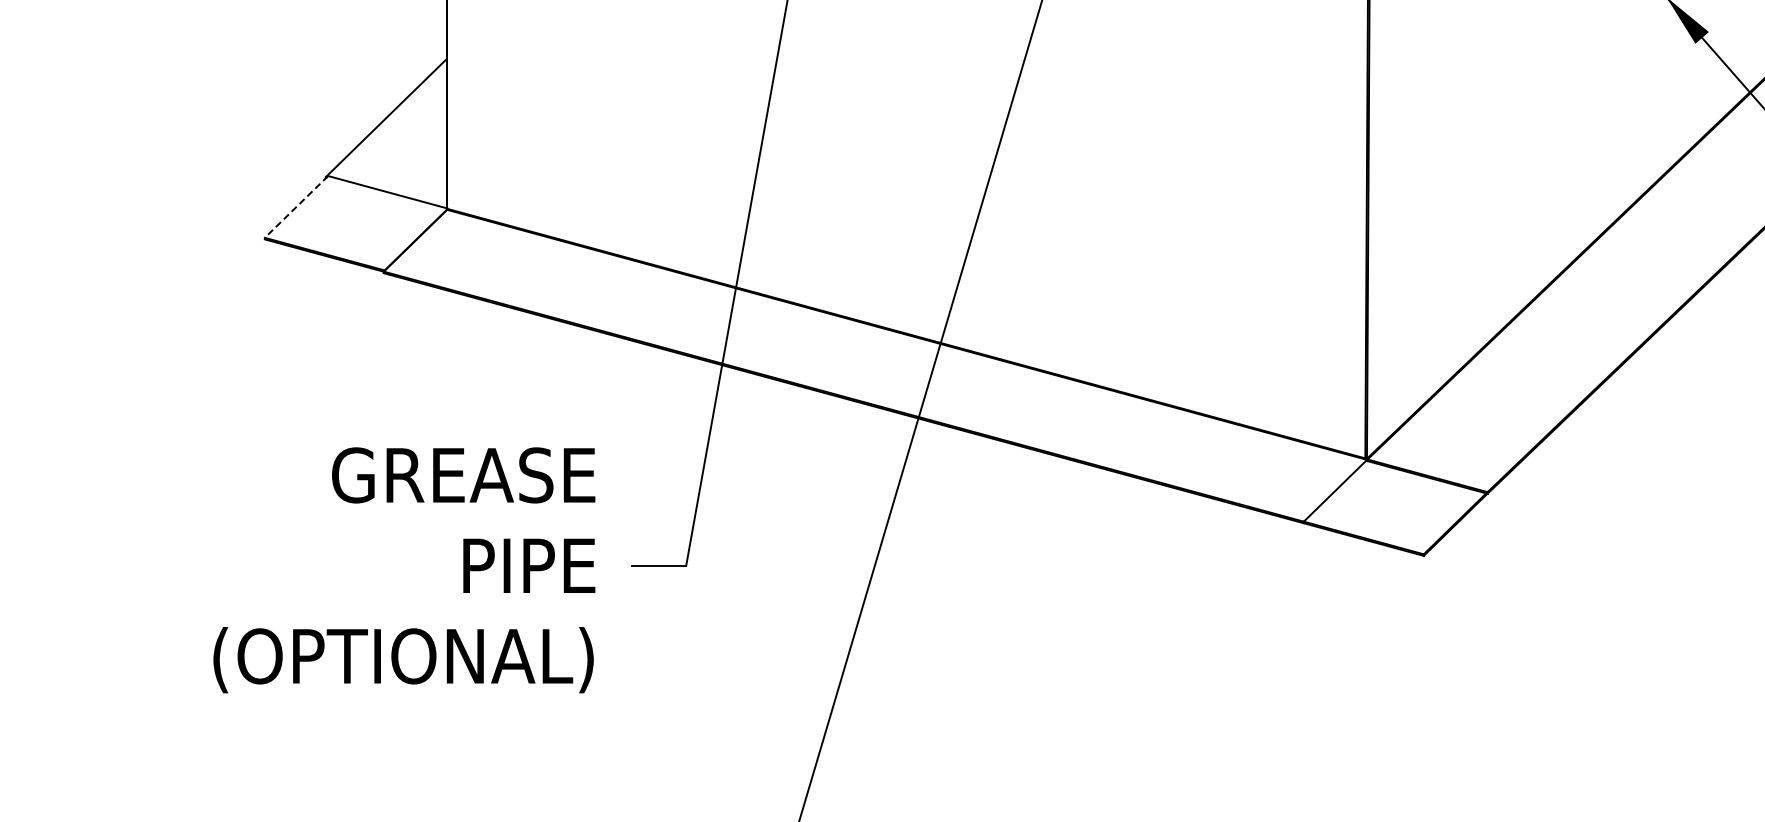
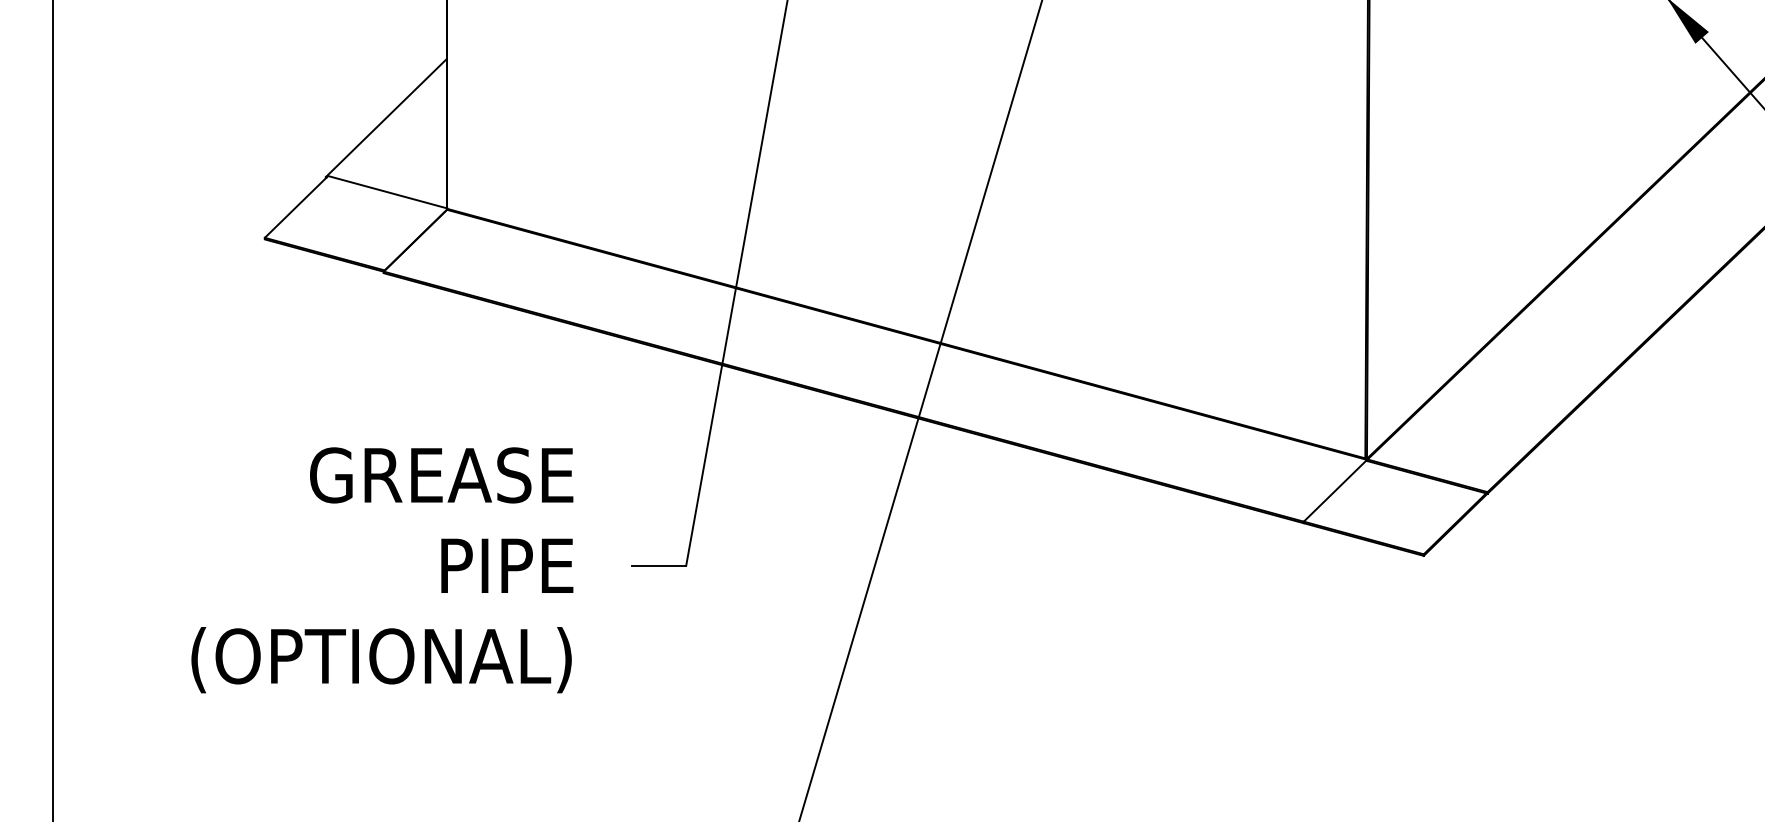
line: dashed -> solid (296, 207)
line: none -> present (52, 410)
text position: (404, 570) -> (382, 570) (382, 570)
